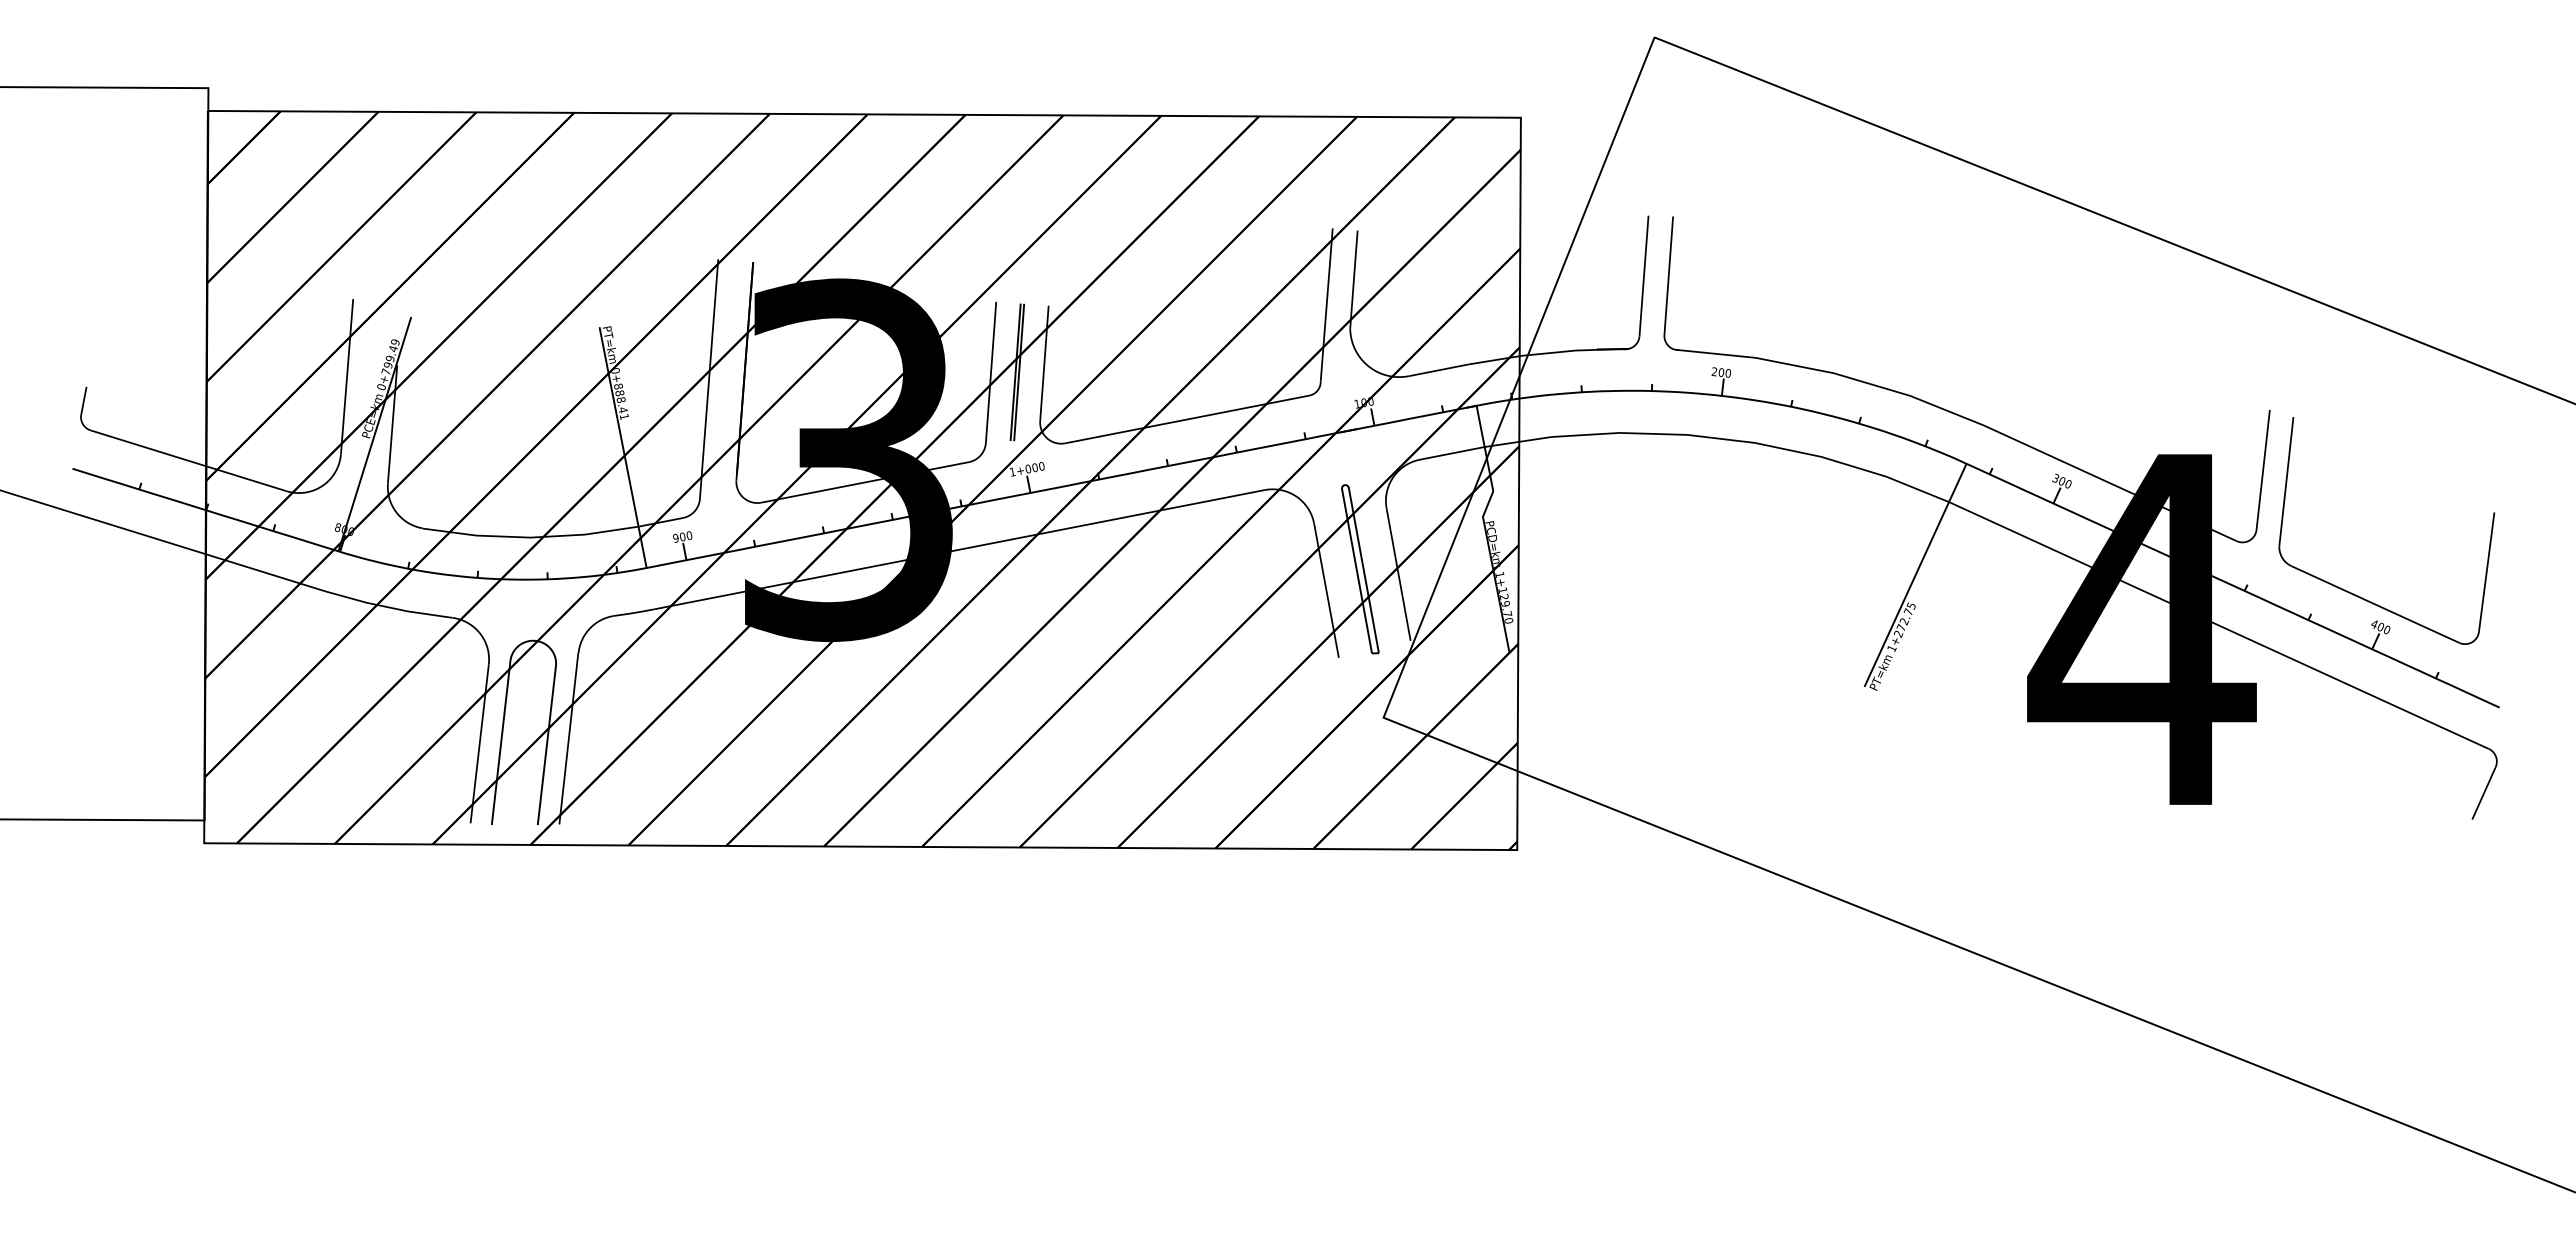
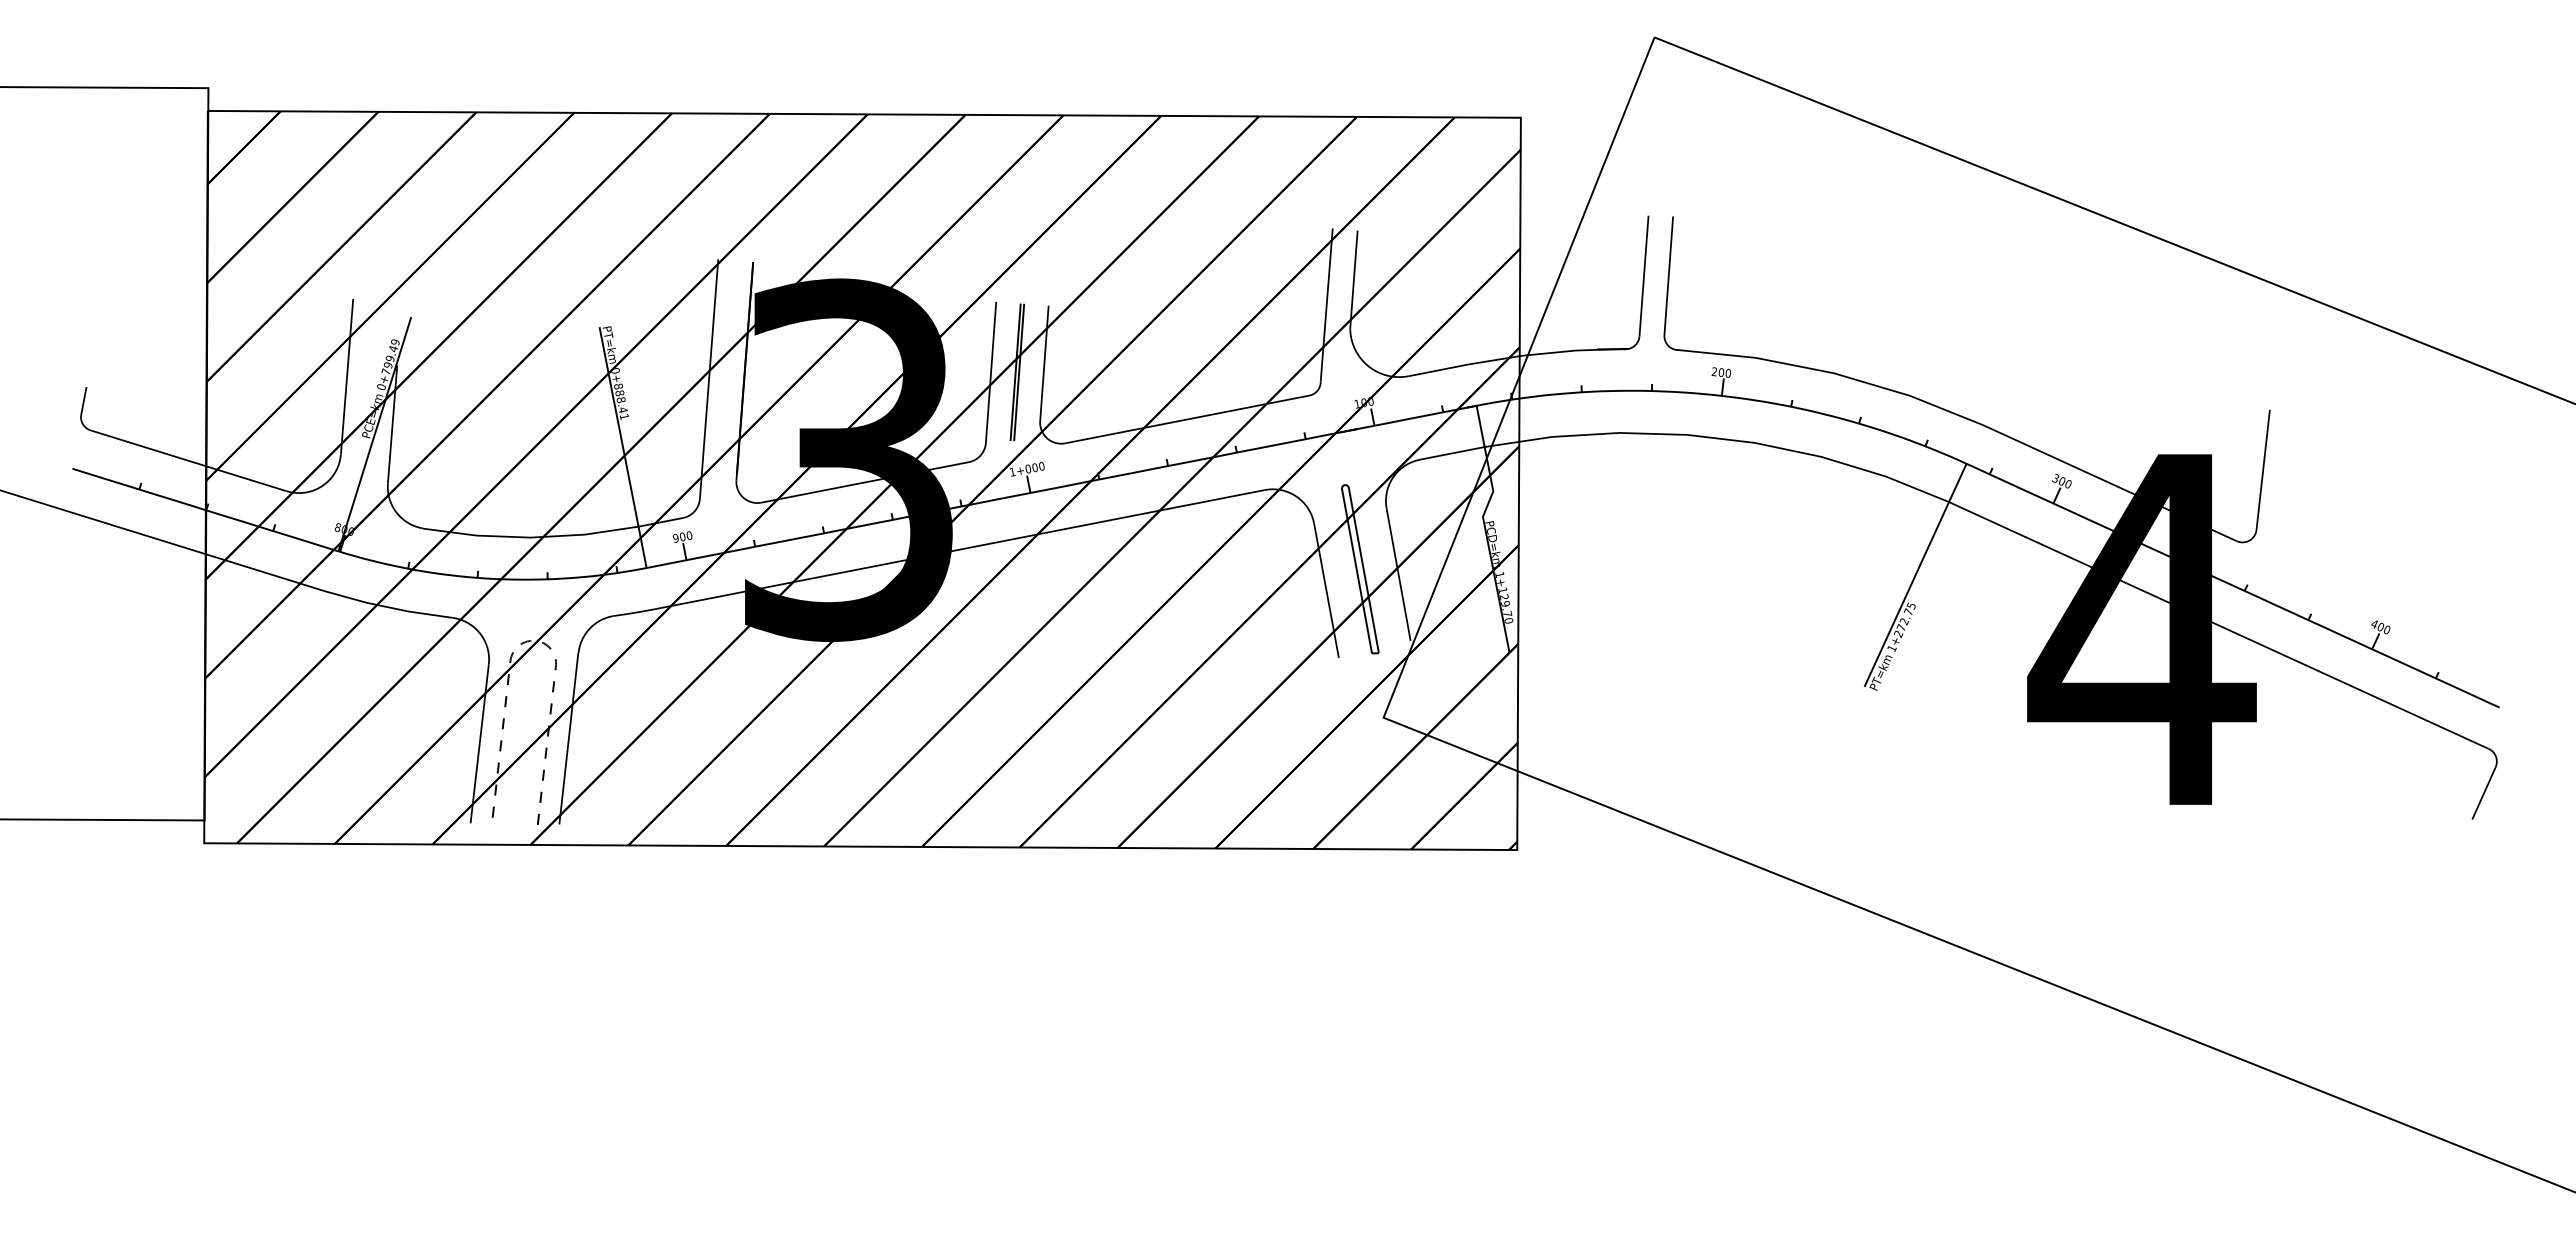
curve: present -> none (2358, 595)
line: solid -> dashed (533, 640)
